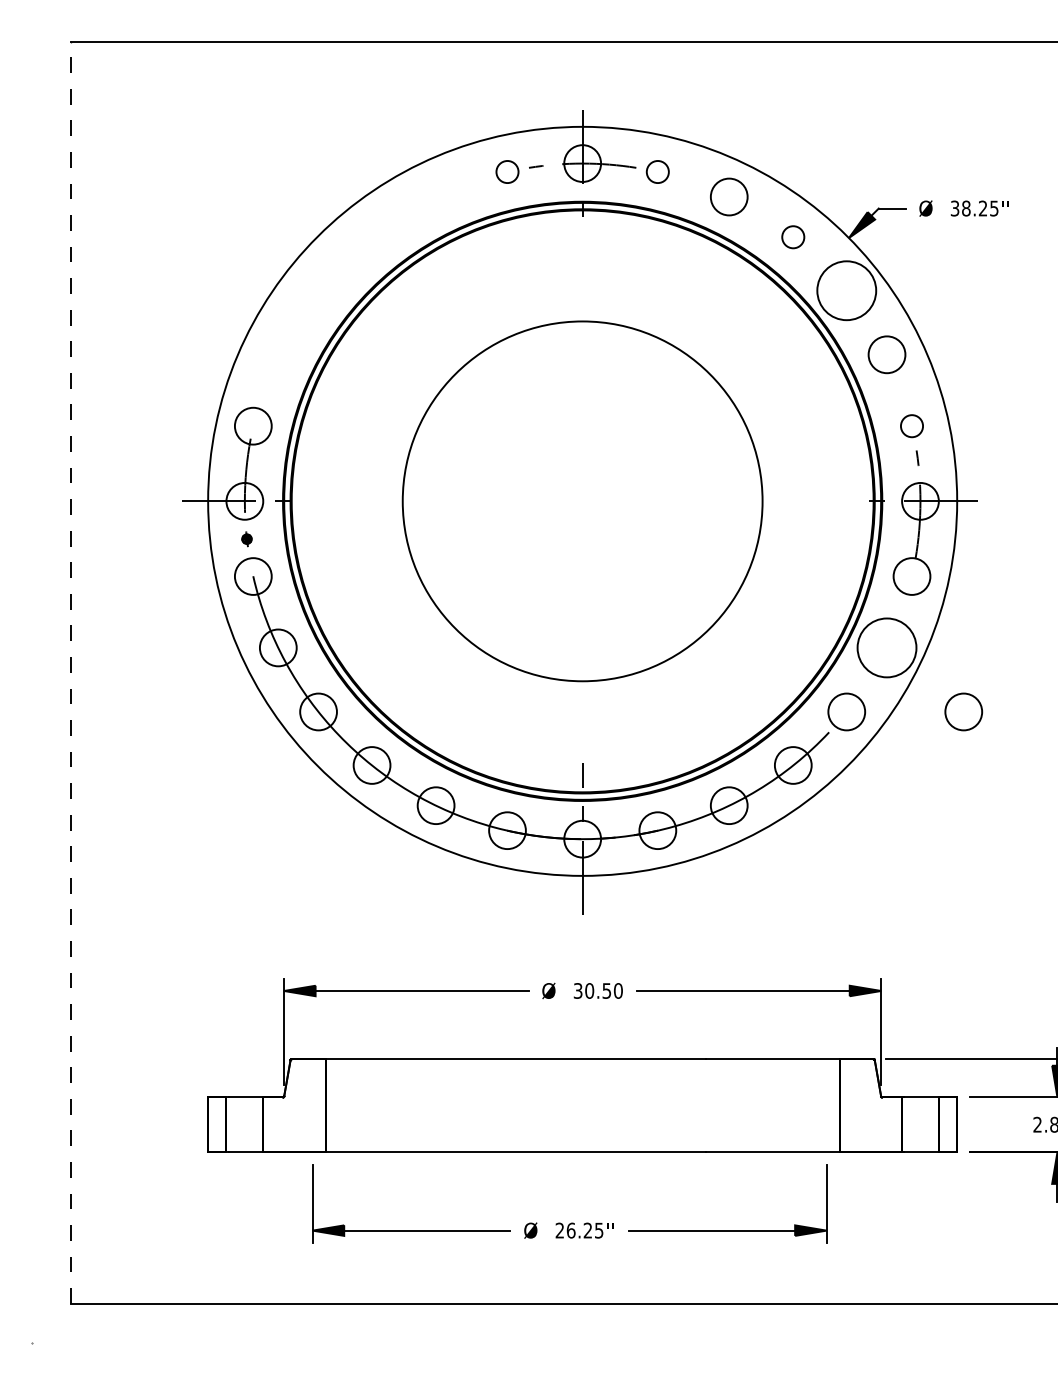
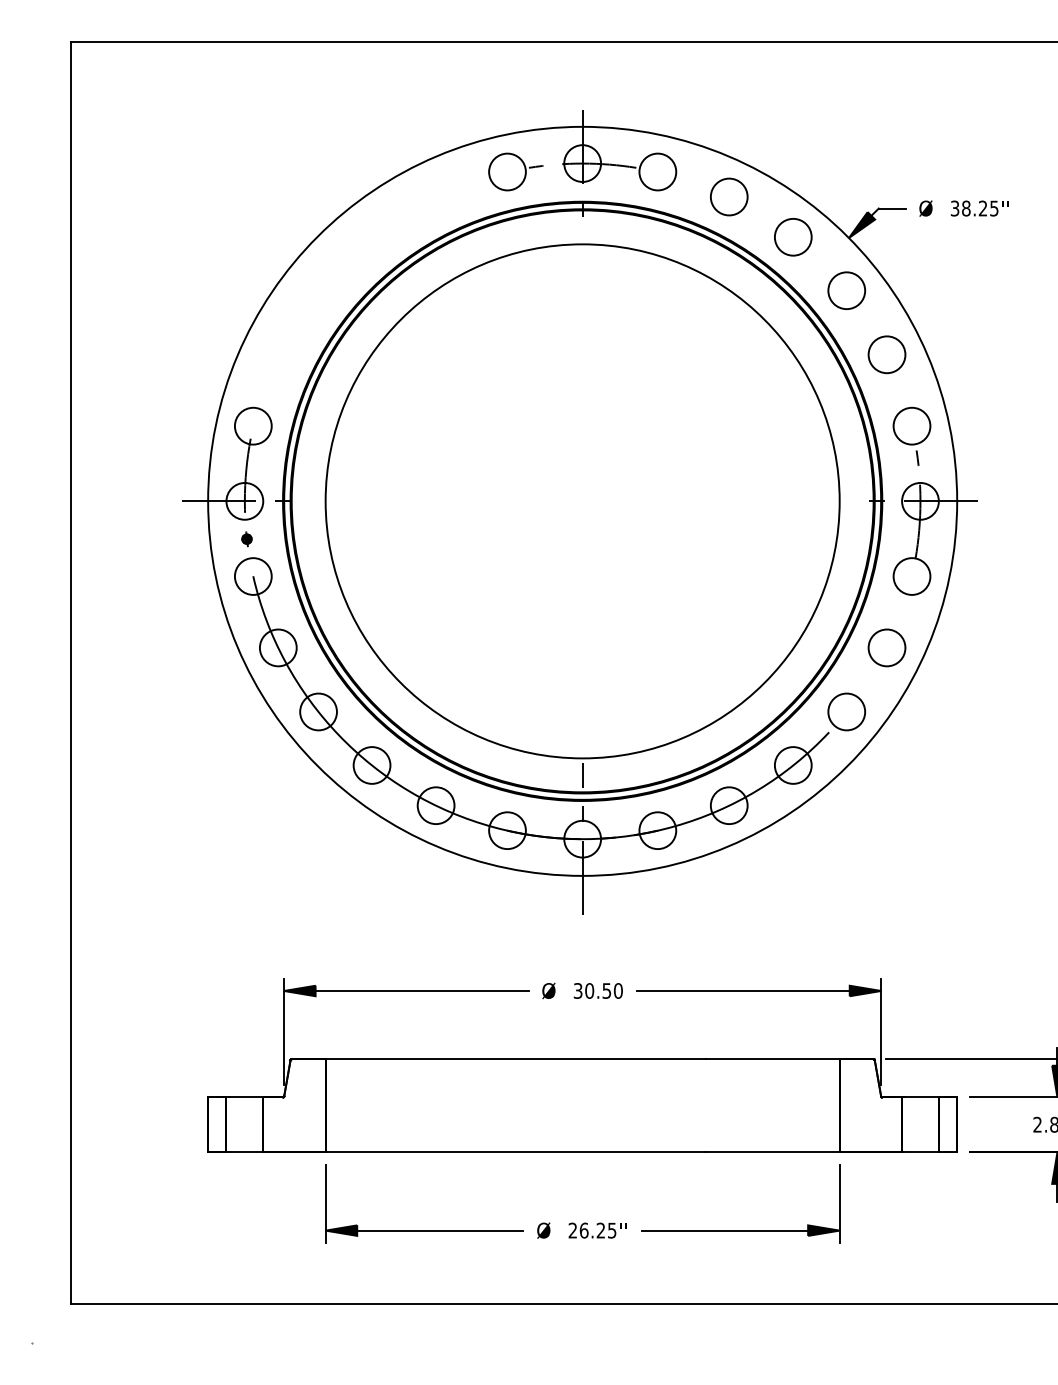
circle diameter: 22 px -> 37 px (507, 171)
circle diameter: 22 px -> 37 px (657, 171)
circle diameter: 22 px -> 37 px (792, 236)
circle diameter: 59 px -> 37 px (846, 290)
circle diameter: 22 px -> 37 px (911, 425)
circle diameter: 360 px -> 514 px (582, 501)
circle diameter: 59 px -> 37 px (886, 647)
line: dashed -> solid (71, 672)
circle: present -> none (963, 711)
part position: (571, 1222) -> (584, 1222) (584, 1222)
